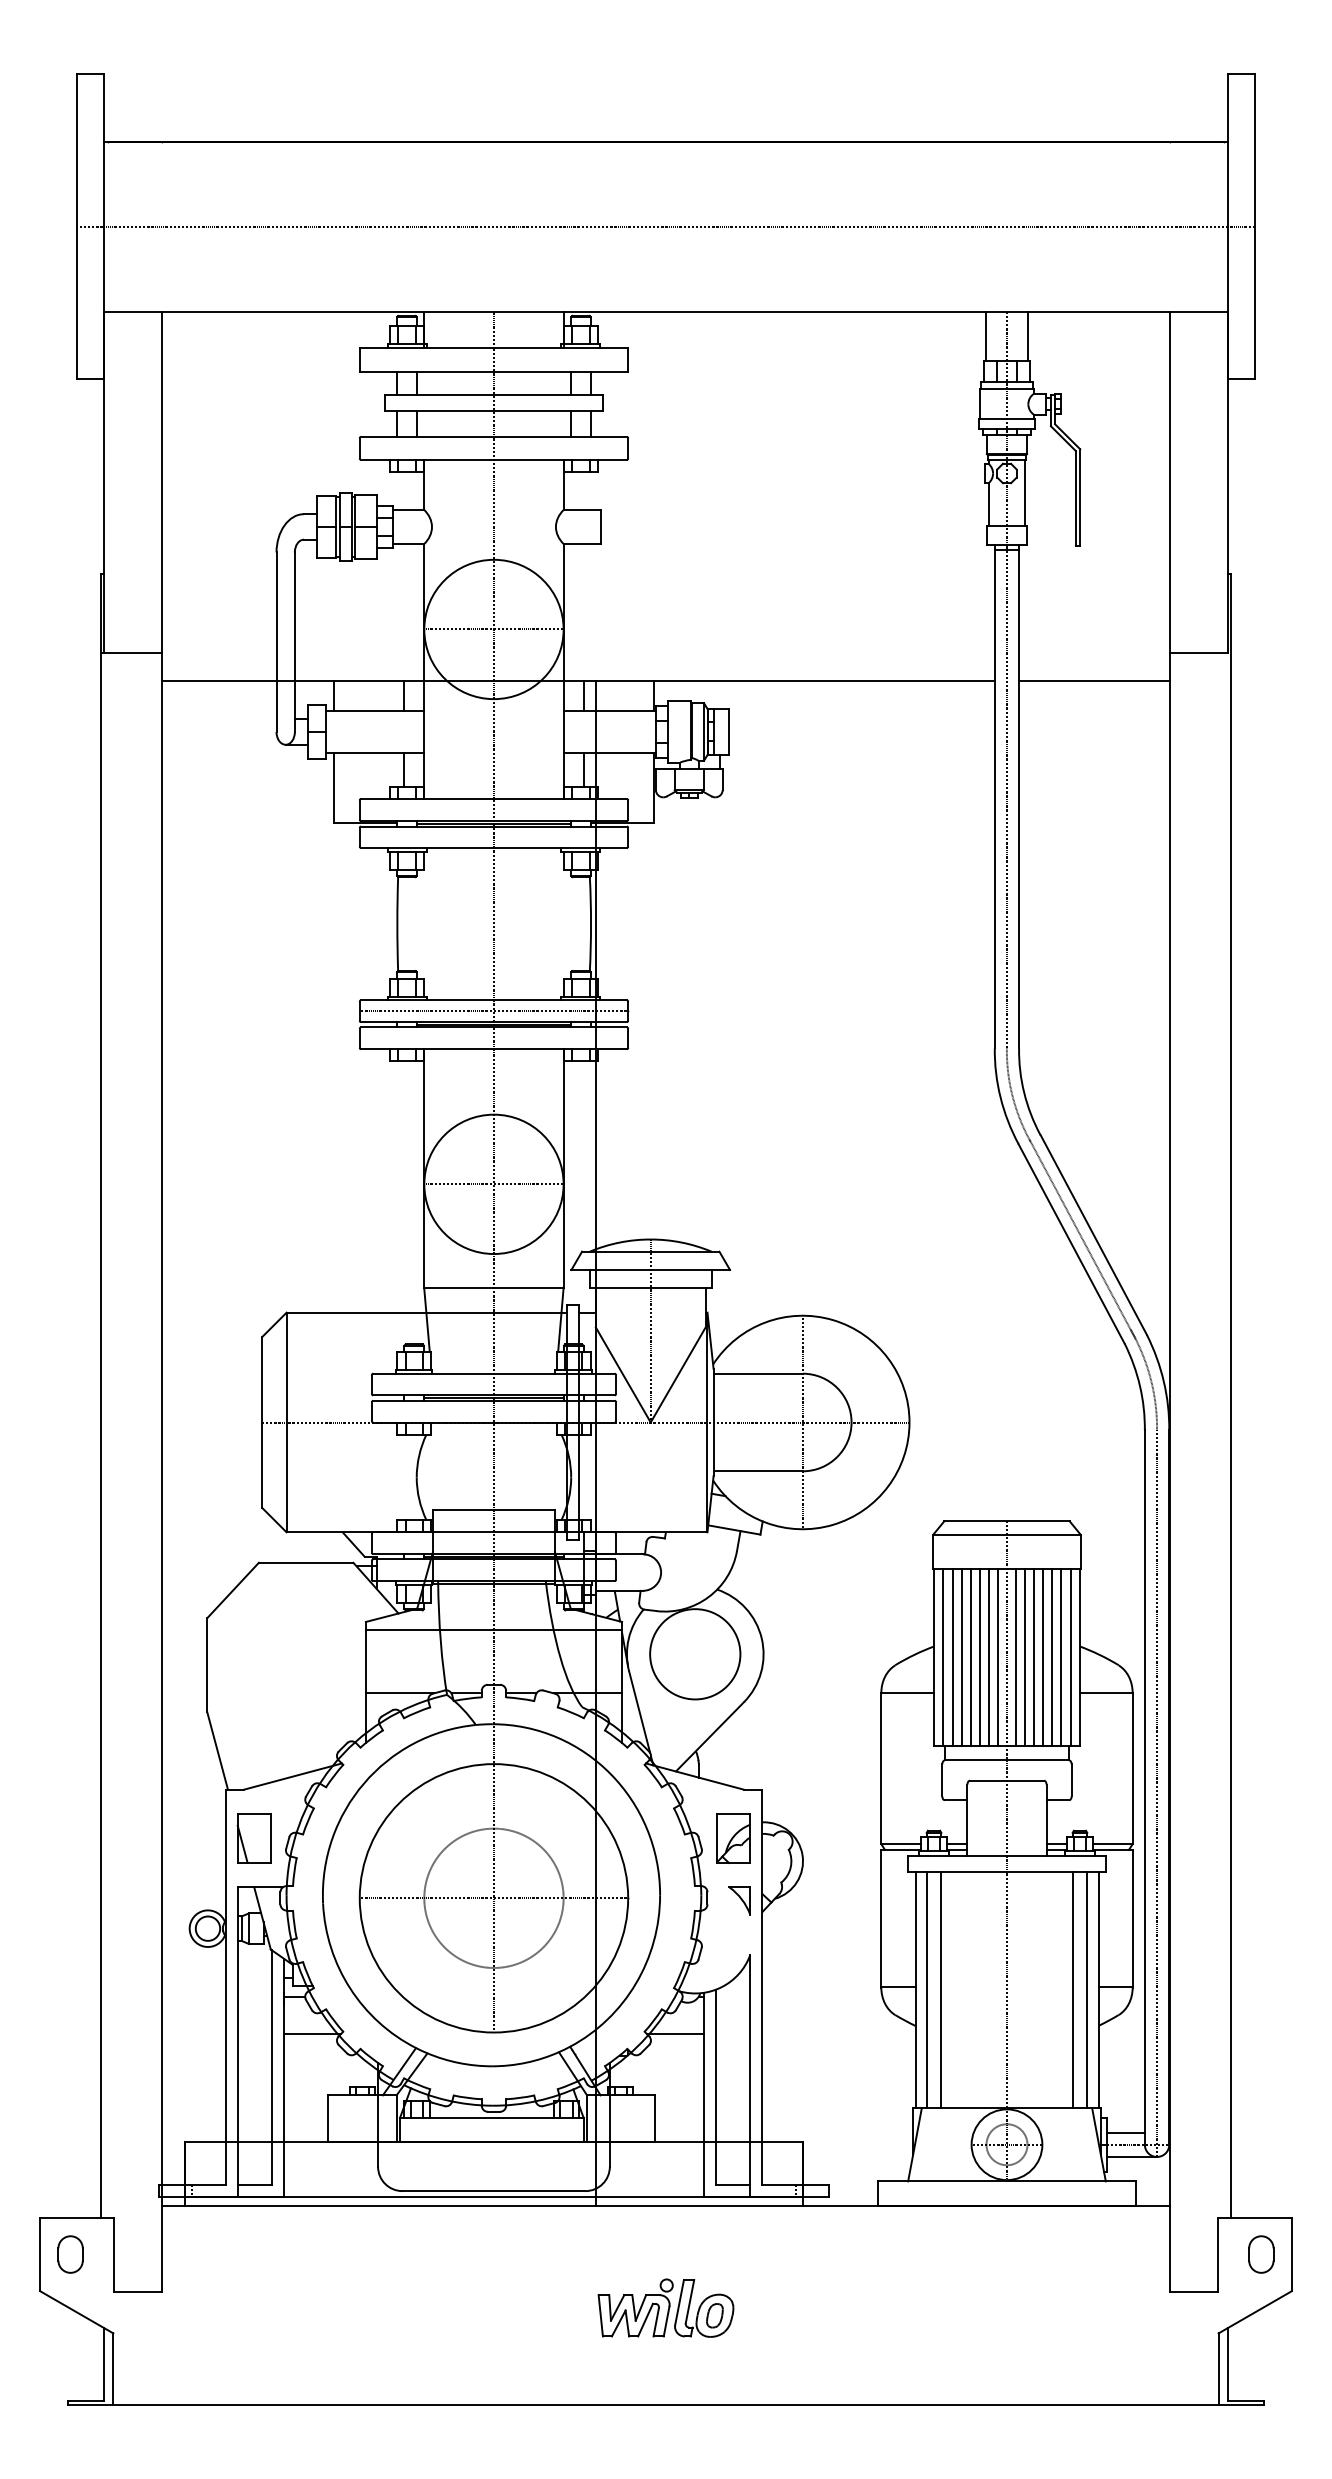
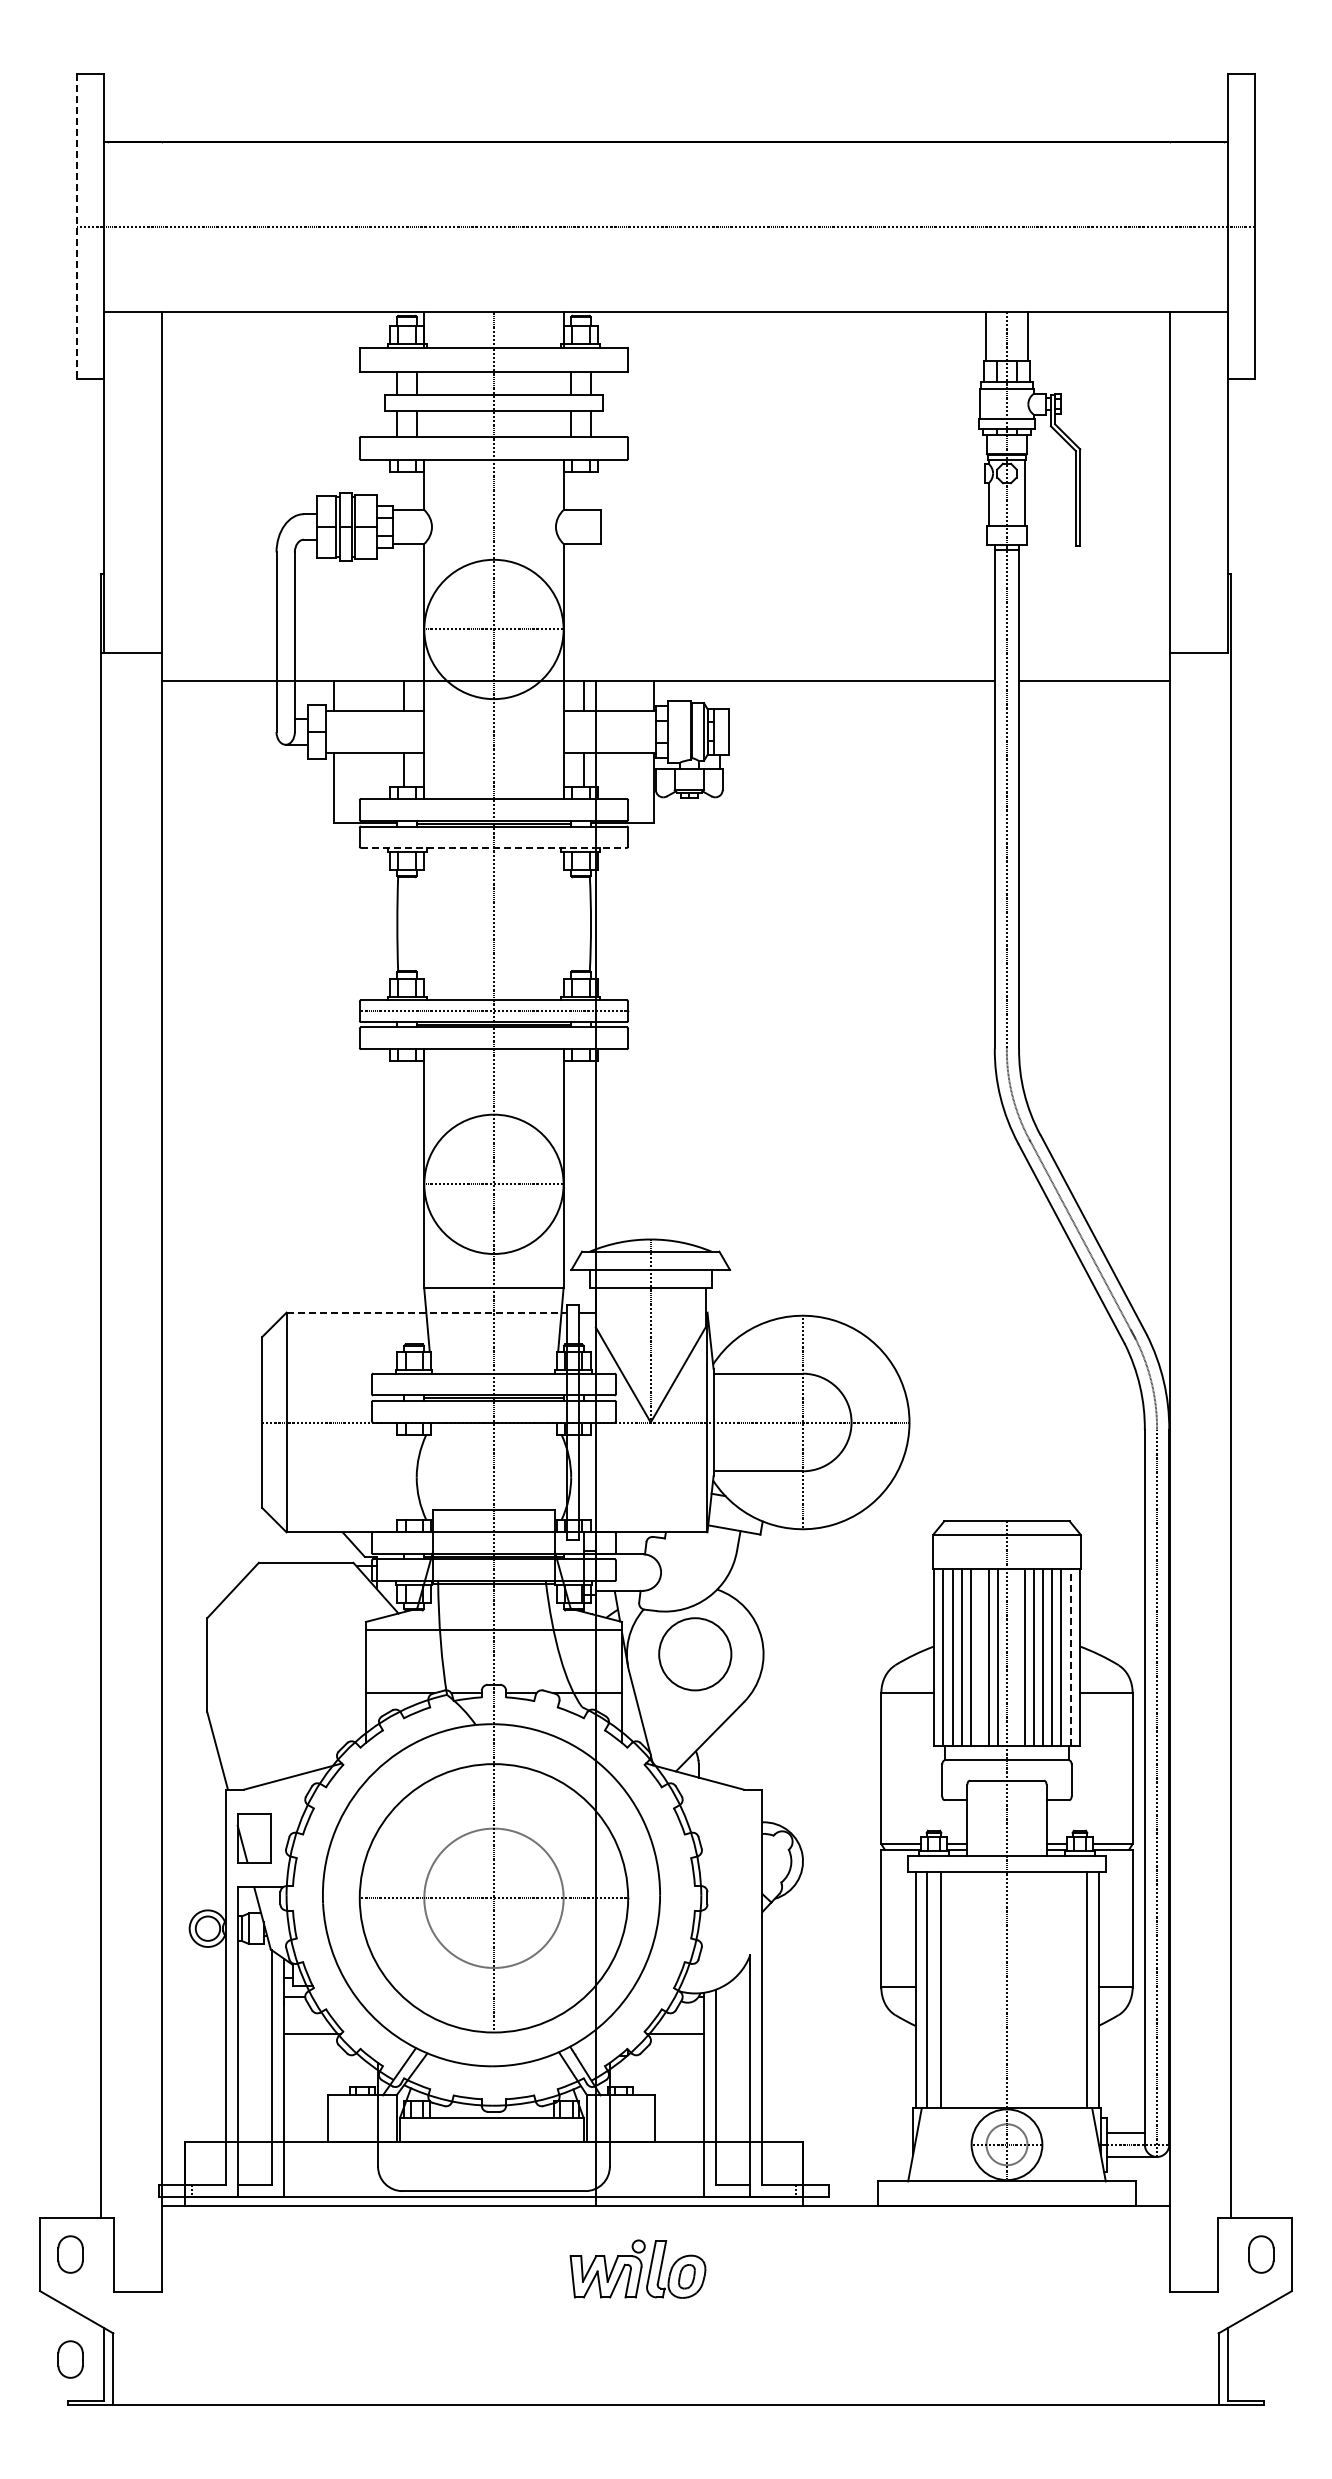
line: solid -> dashed (77, 226)
line: solid -> dashed (493, 847)
line: solid -> dashed (427, 1312)
circle diameter: 90 px -> 72 px (695, 1654)
line: solid -> dashed (1070, 1656)
line: present -> none (979, 1657)
line: present -> none (1016, 1657)
part: present -> none (733, 1838)
part: present -> none (739, 1900)
line: present -> none (1072, 1989)
part position: (665, 2307) -> (637, 2268) (637, 2268)
part: none -> present (70, 2359)
